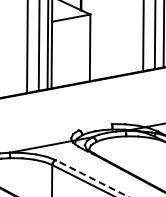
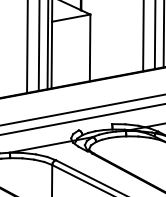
line: none -> present (82, 110)
line: none -> present (82, 119)
line: dashed -> solid (91, 178)
